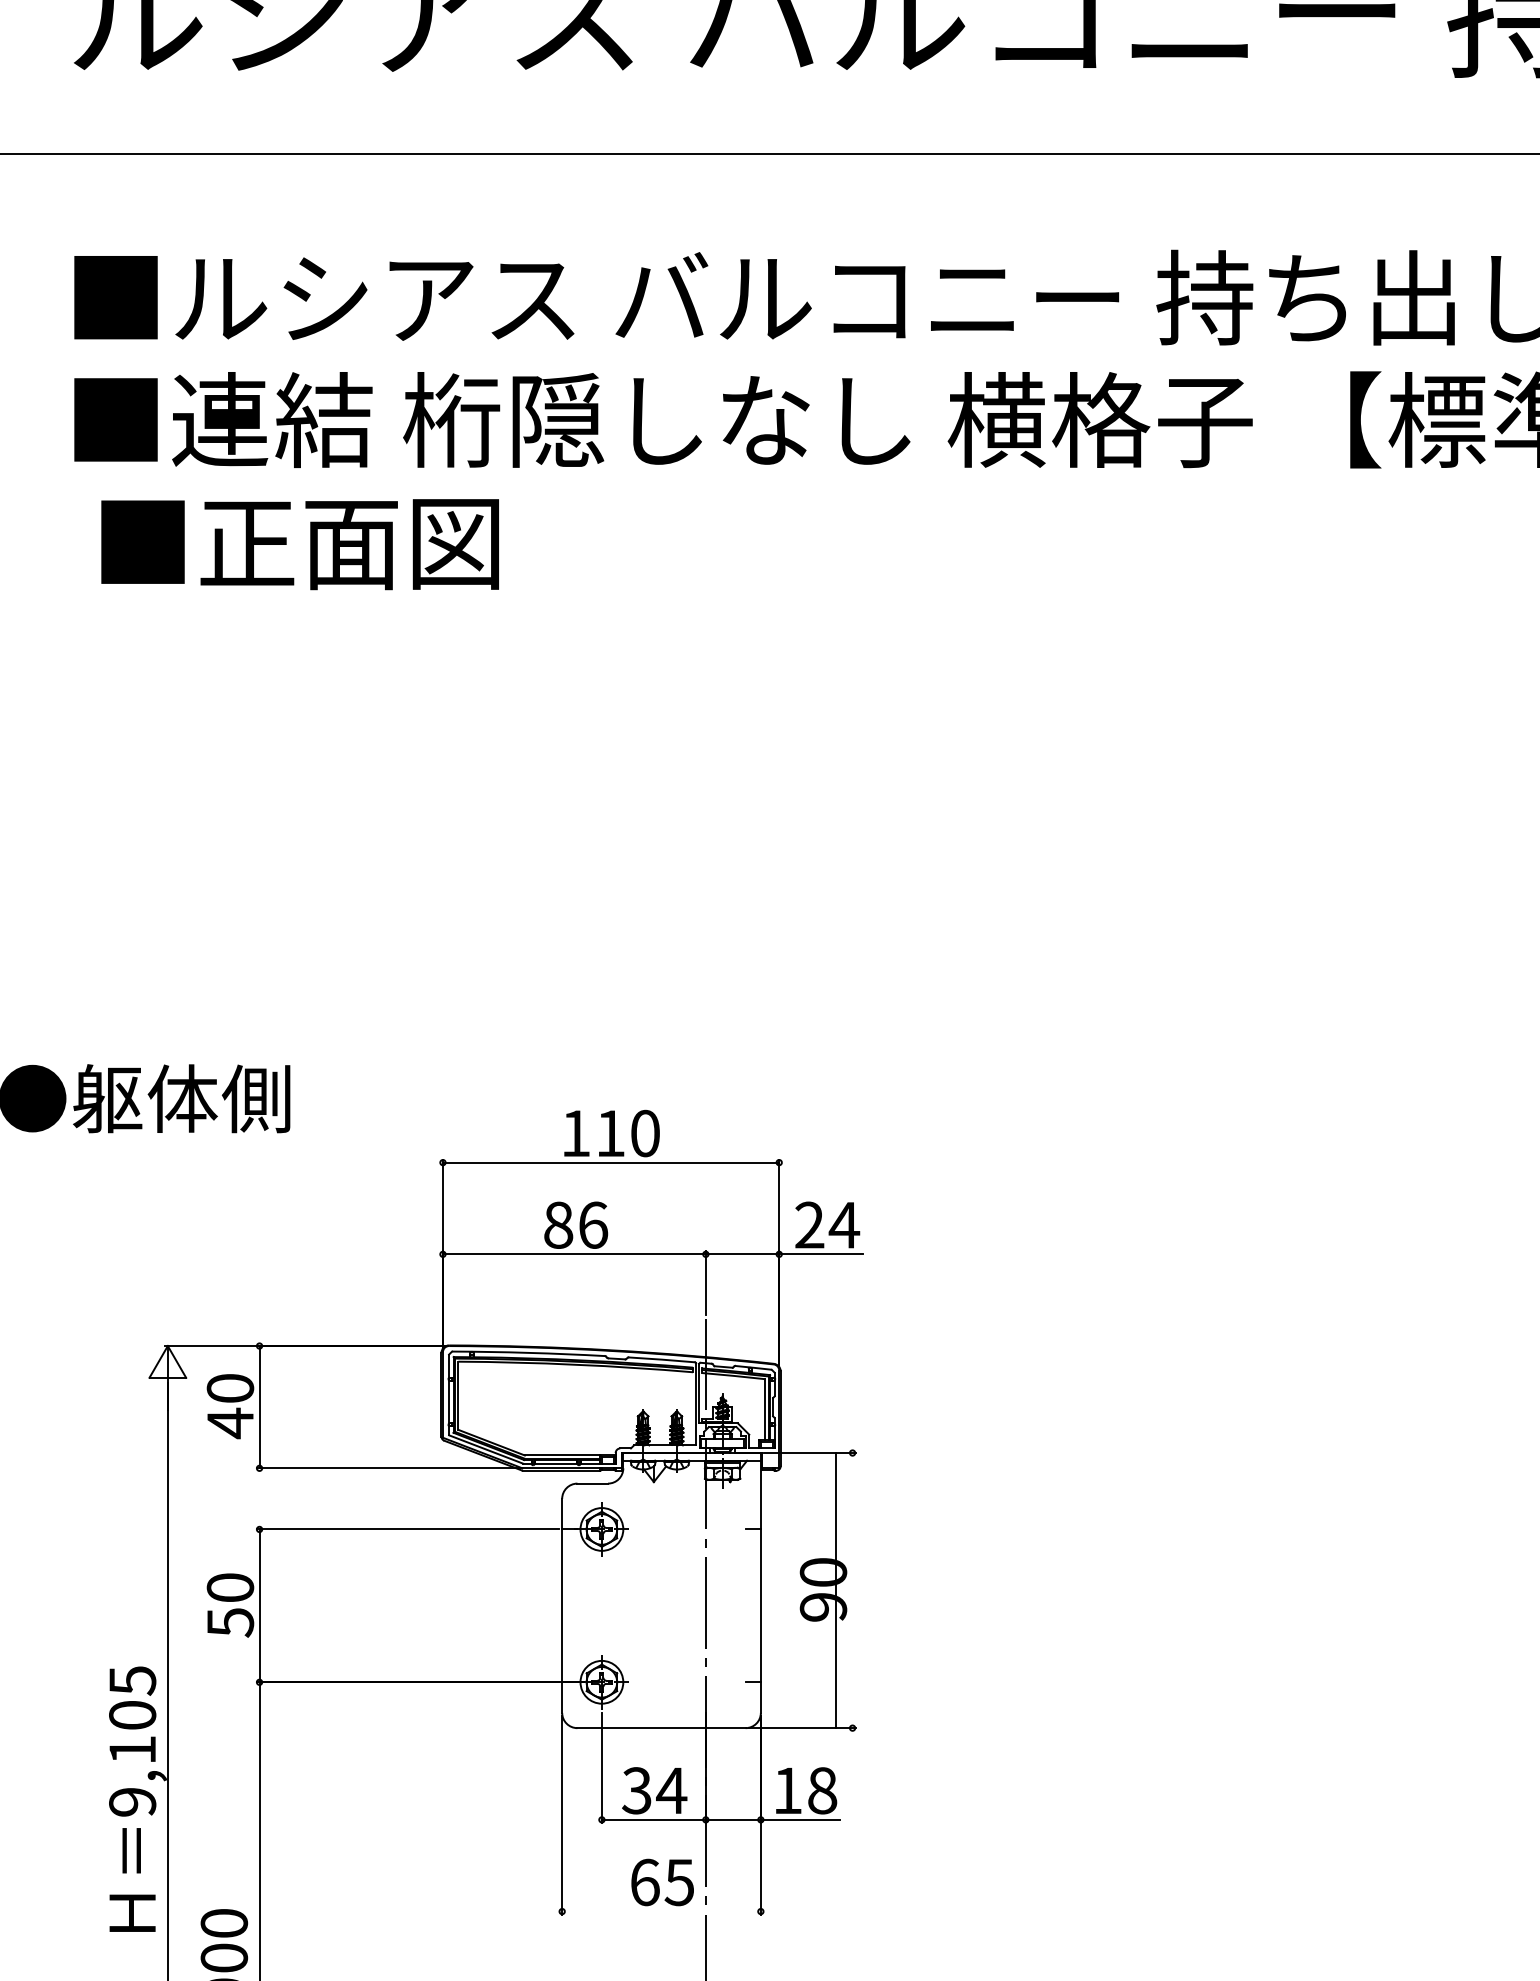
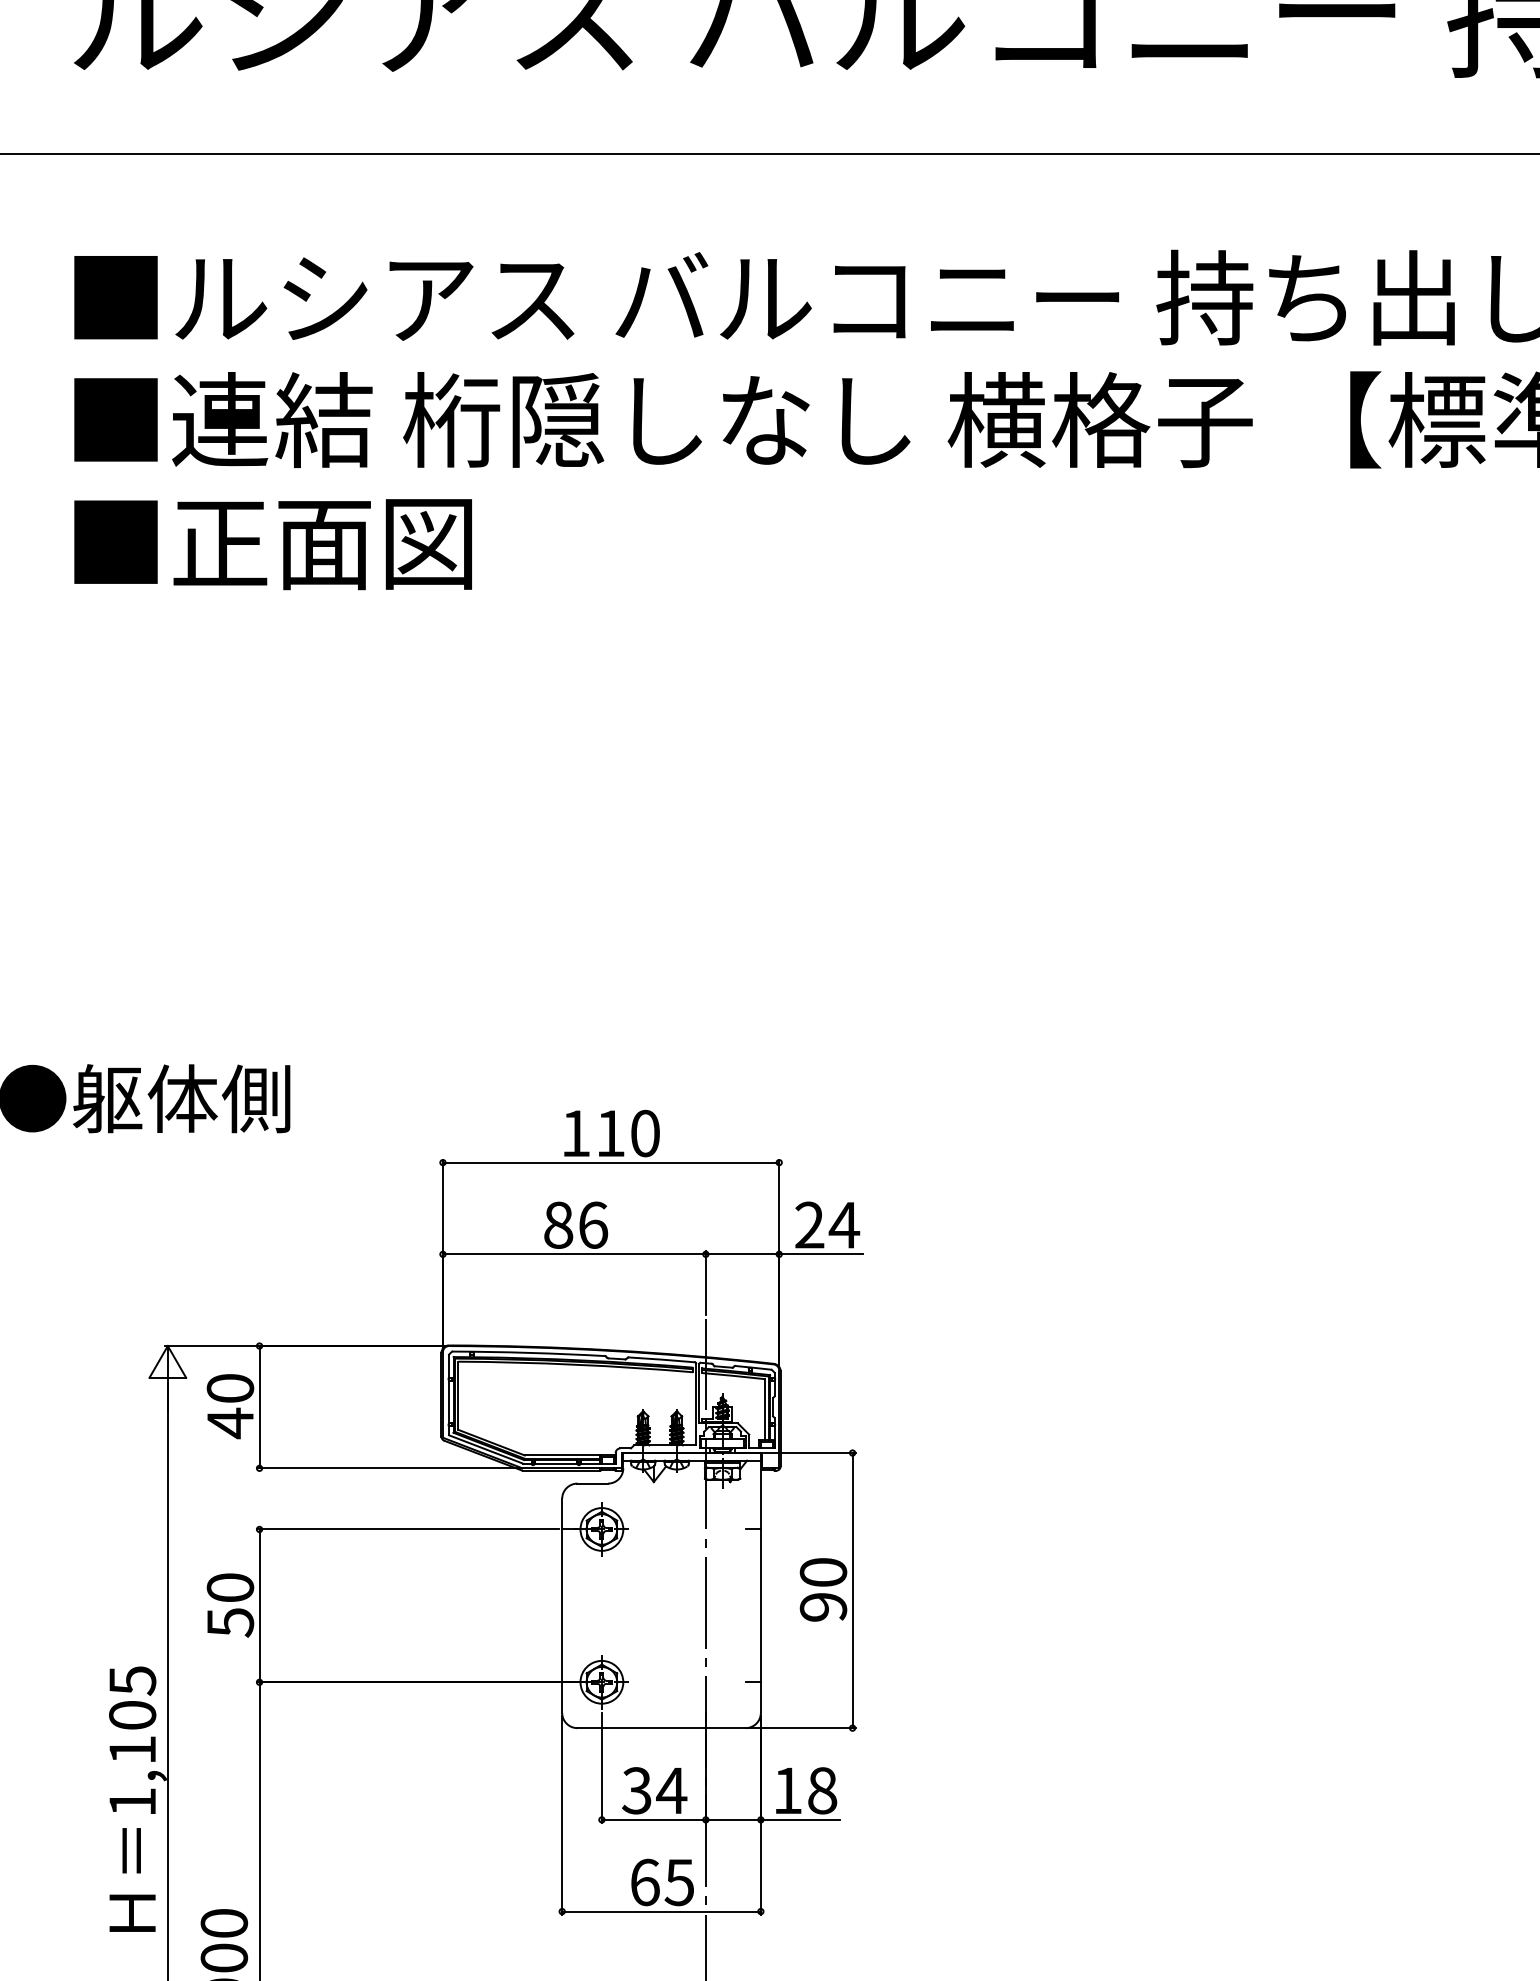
text position: (299, 544) -> (272, 544) (272, 544)
line position: (835, 1590) -> (852, 1590) (852, 1590)
text: 9,105 -> 1,105 (132, 1802)
line: none -> present (661, 1911)
